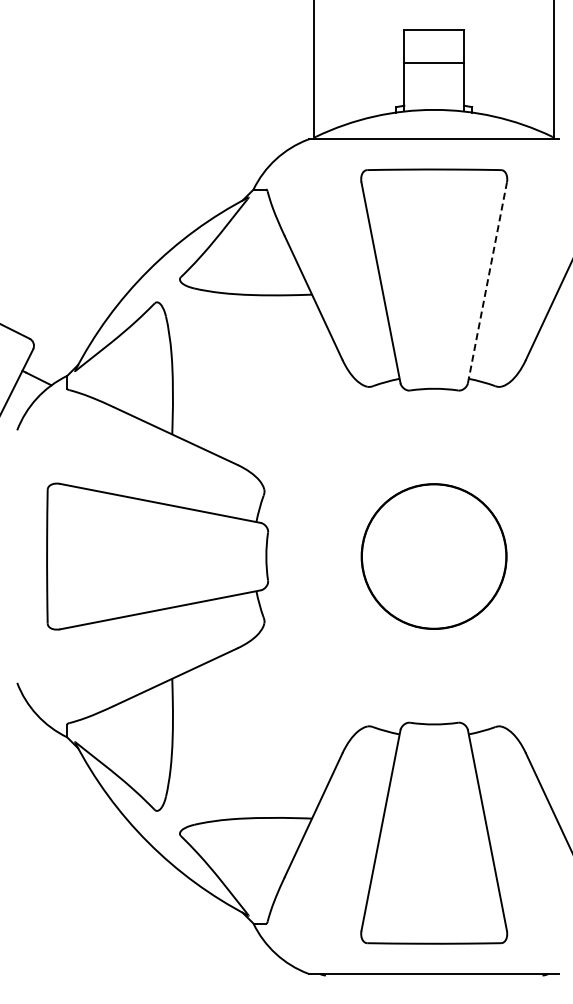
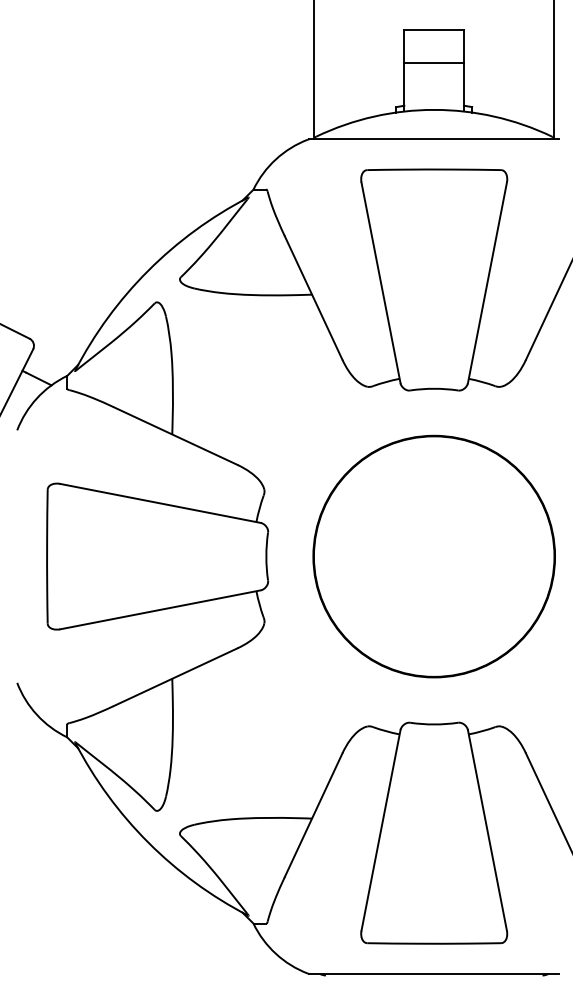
line: dashed -> solid (487, 282)
part size: 148x147 px -> 244x245 px (433, 556)
